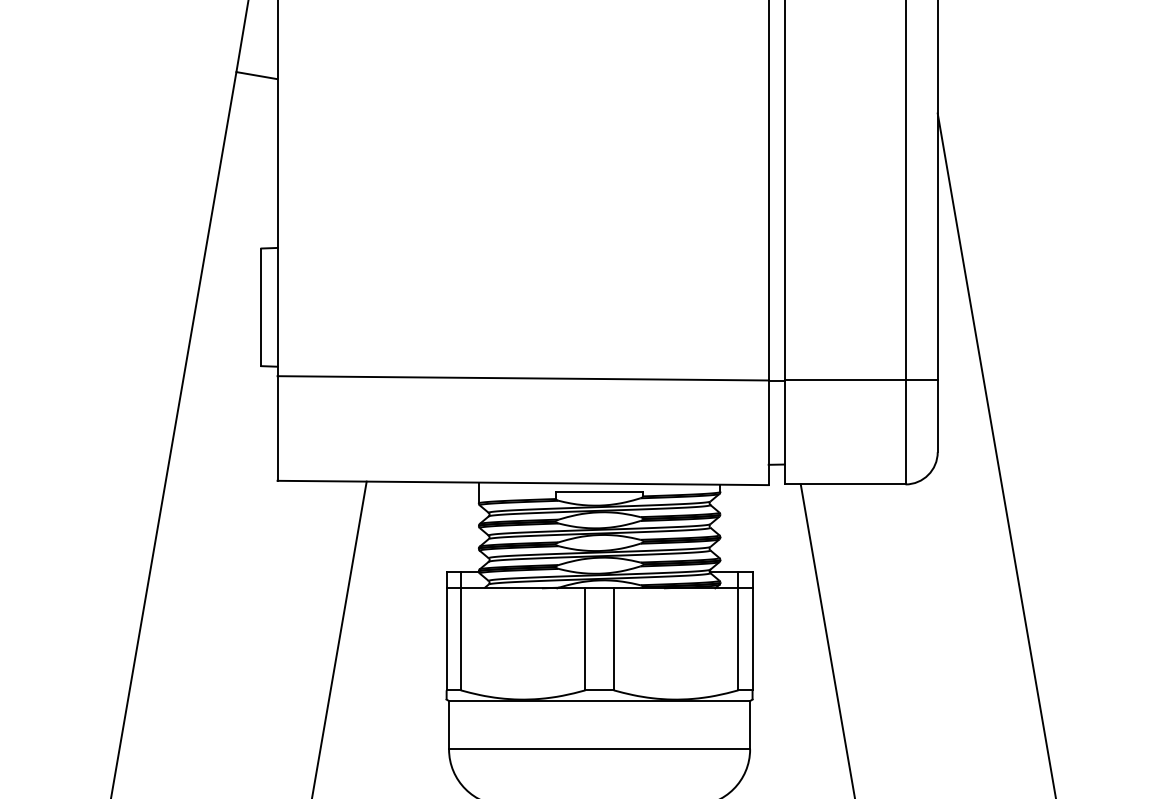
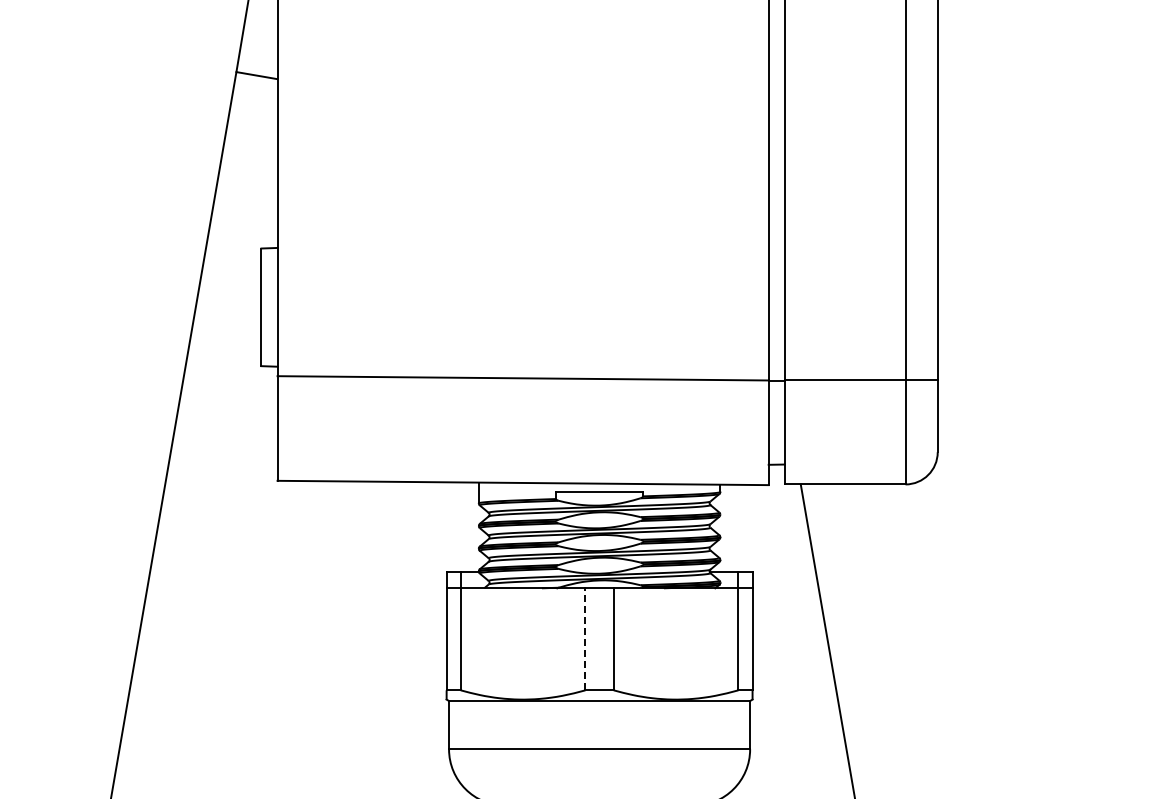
line: present -> none (996, 454)
line: present -> none (339, 638)
line: solid -> dashed (585, 638)
